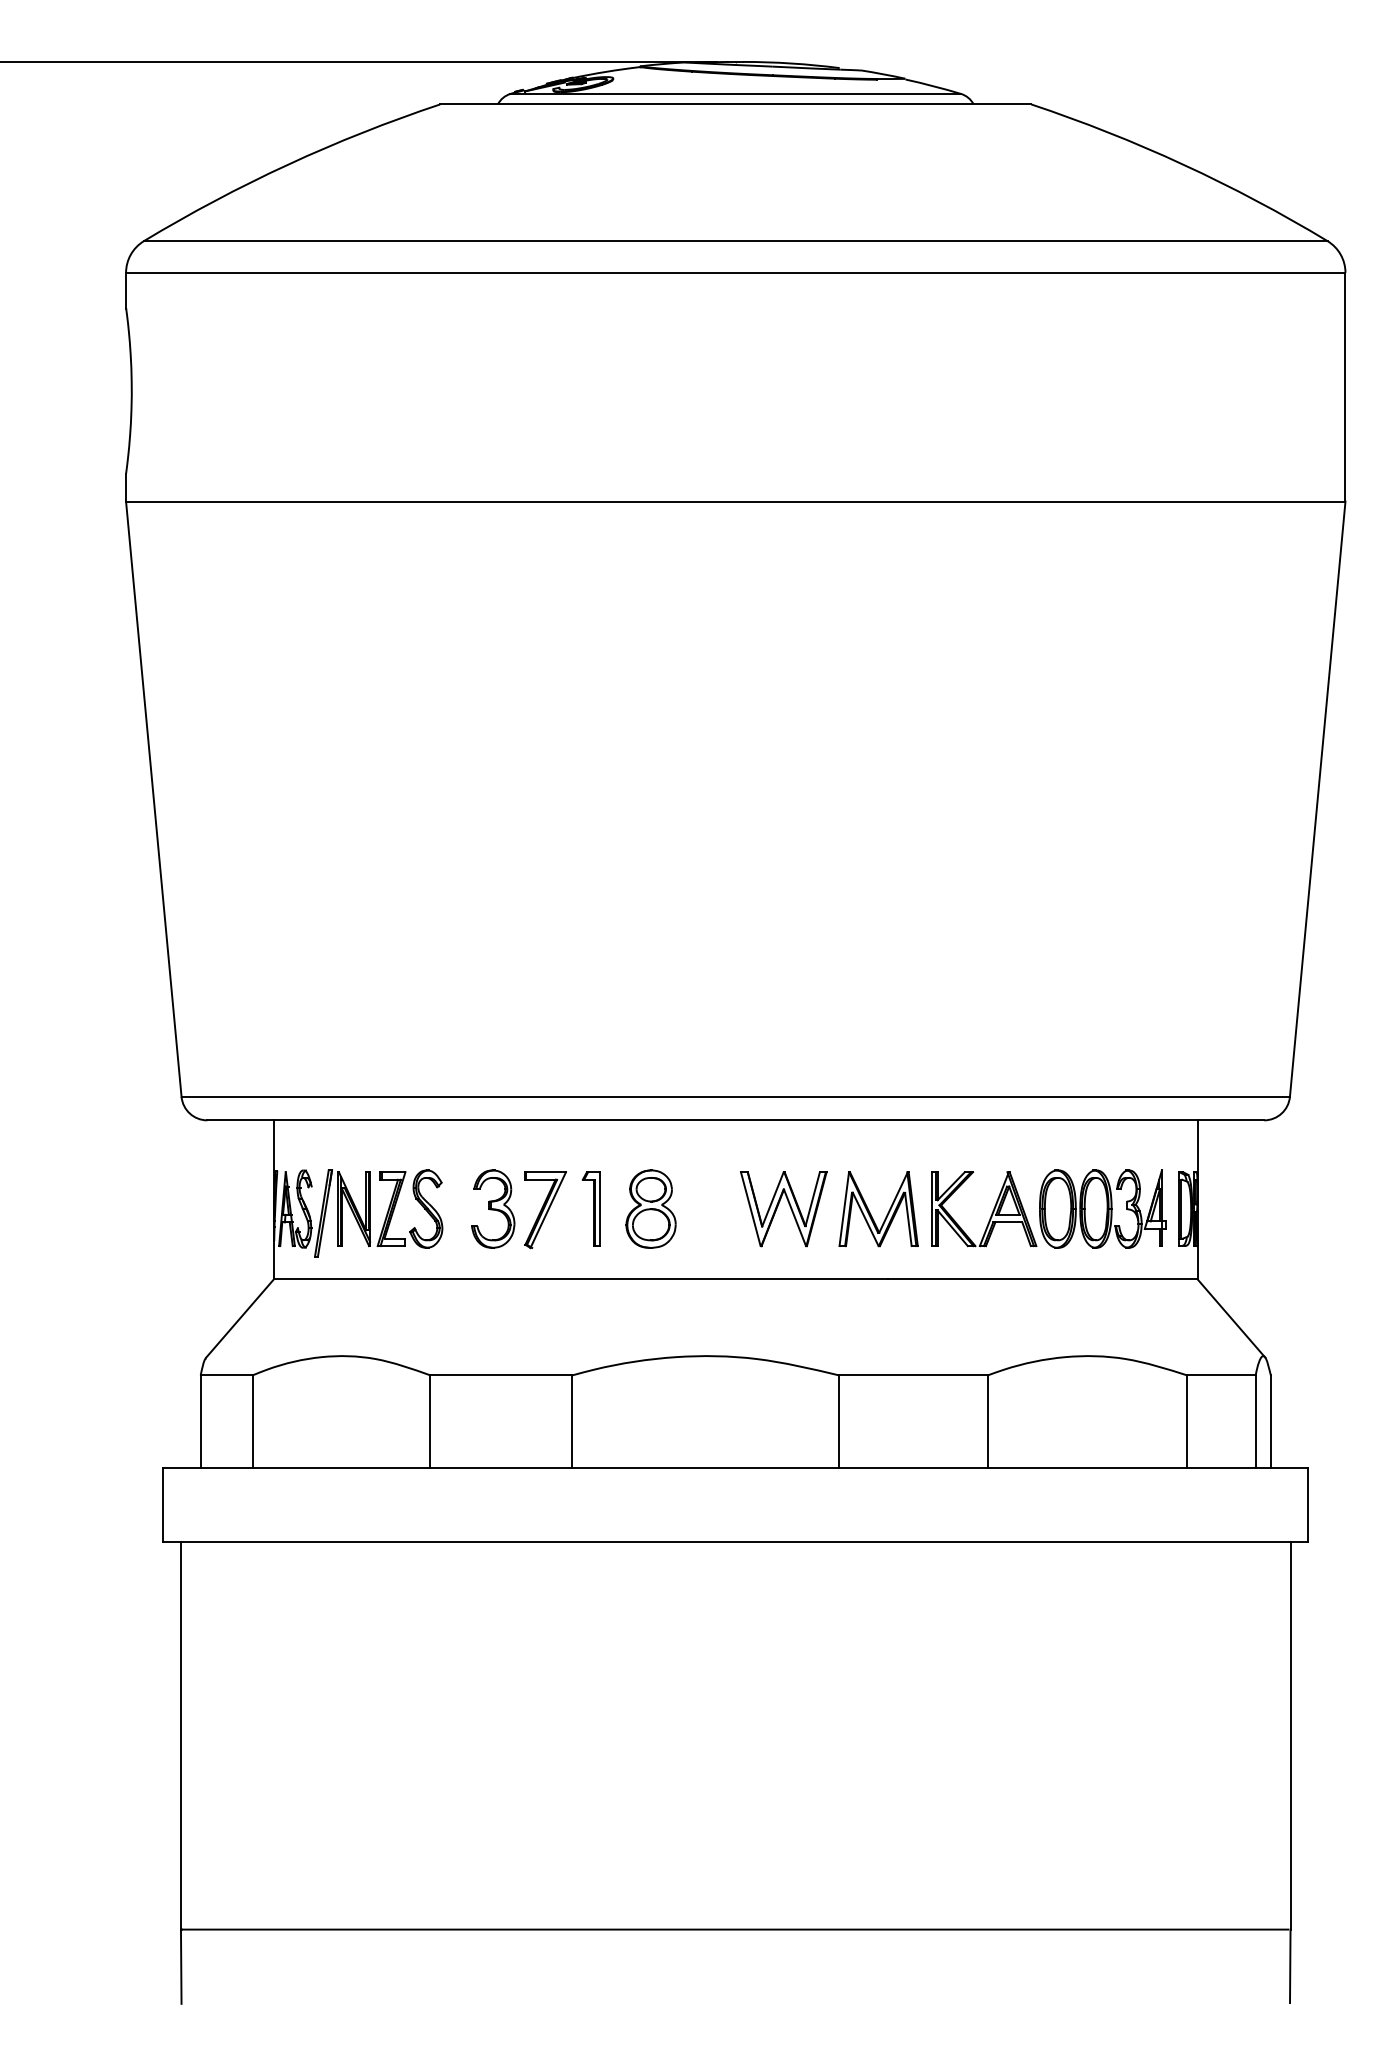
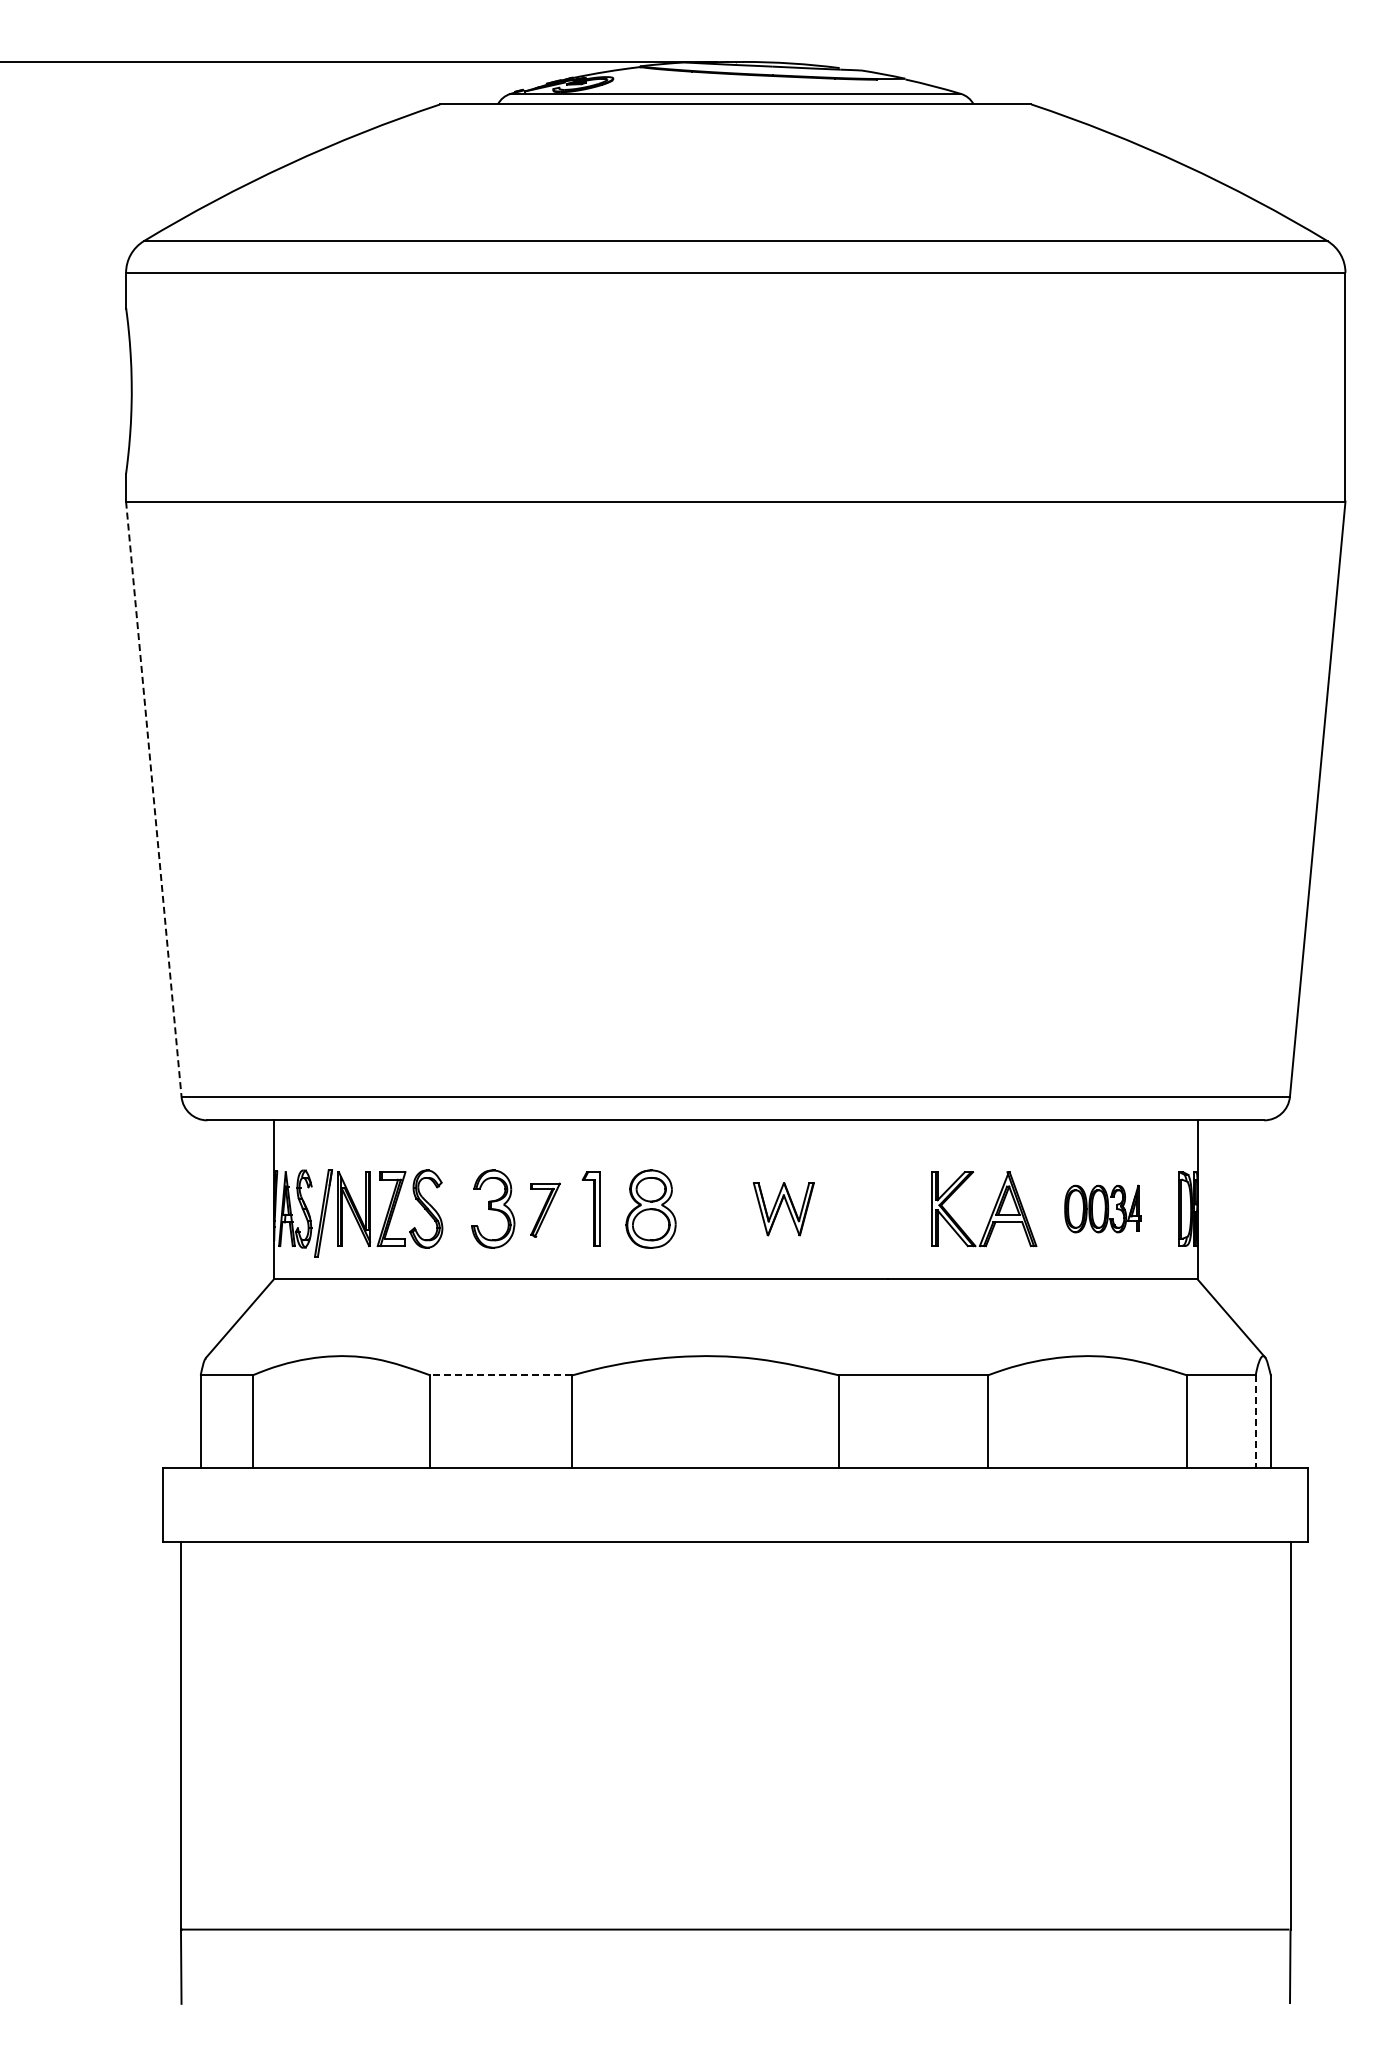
line: solid -> dashed (153, 799)
part size: 128x80 px -> 78x50 px (1102, 1208)
part size: 88x77 px -> 62x55 px (783, 1209)
part size: 43x79 px -> 31x56 px (545, 1209)
part: present -> none (870, 1212)
line: solid -> dashed (501, 1375)
line: solid -> dashed (1255, 1422)
